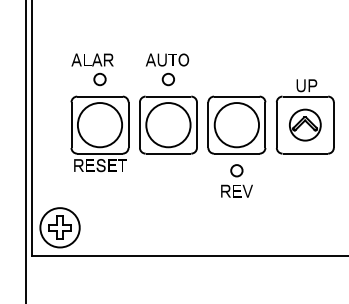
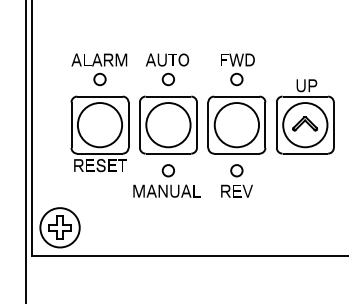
fill: none -> present (121, 59)
part: none -> present (237, 69)
circle diameter: 31 px -> 44 px (305, 125)
part: none -> present (166, 180)
